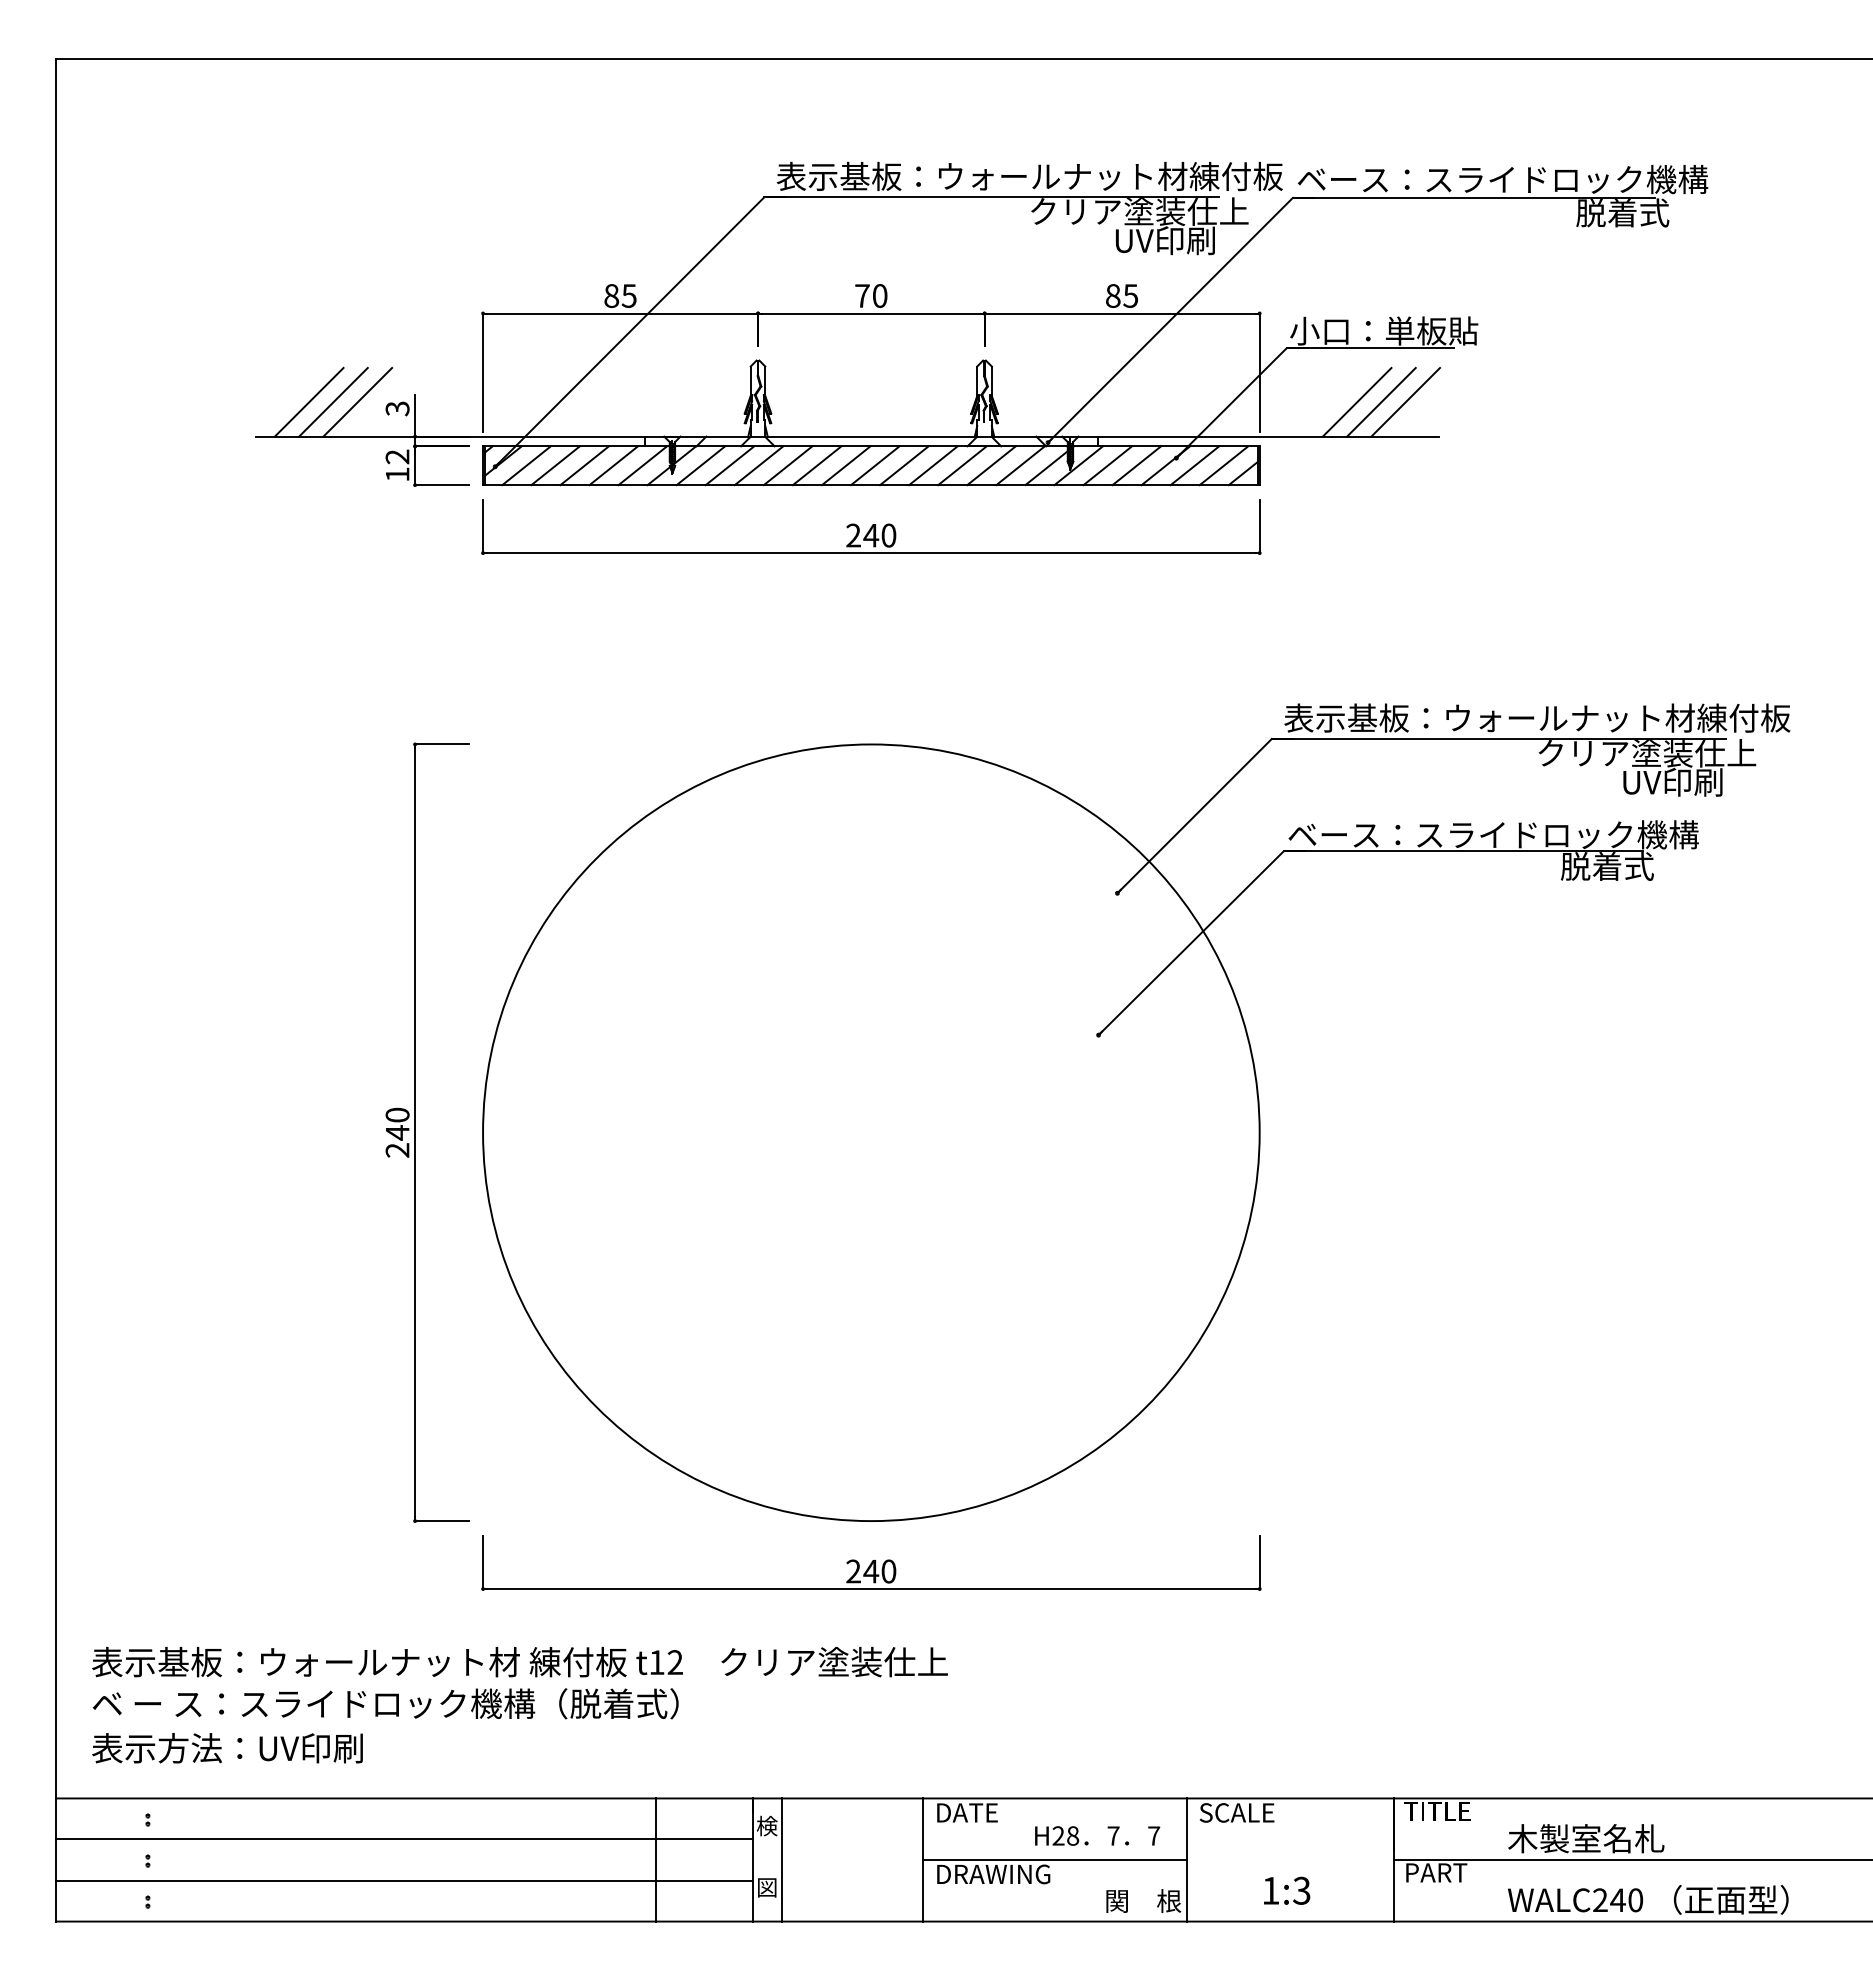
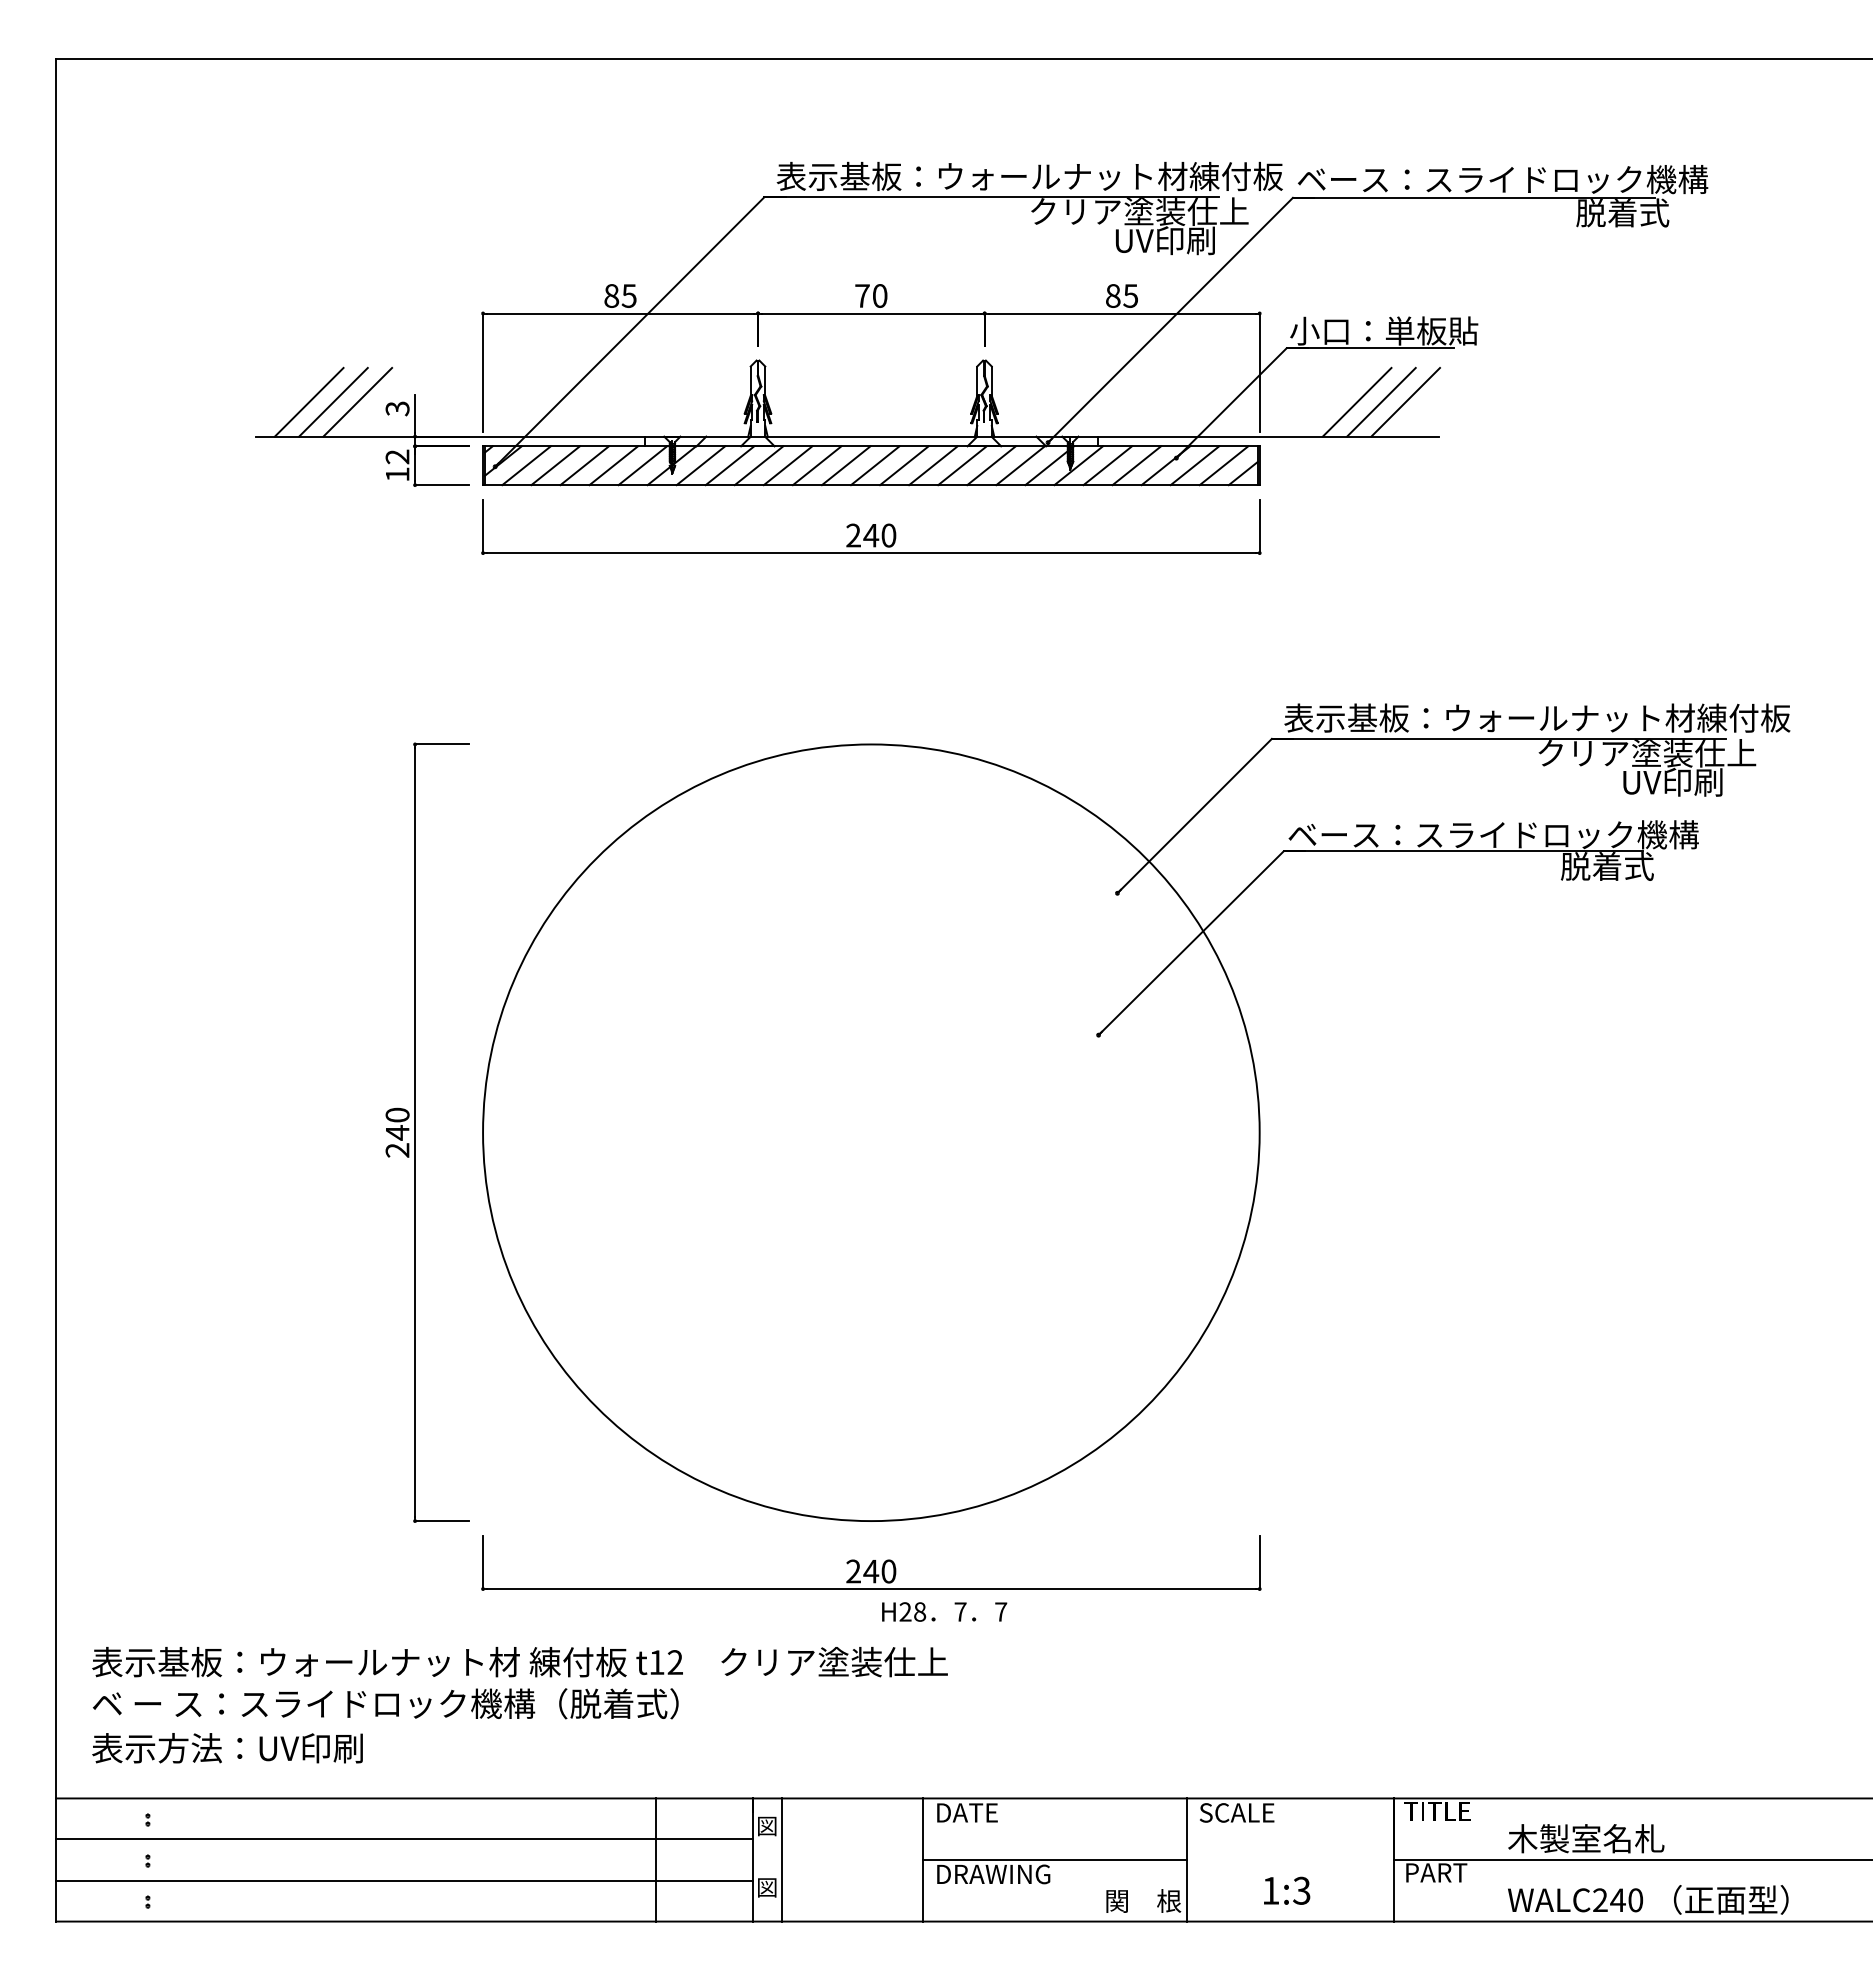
text: 検 -> 図 (766, 1825)
text position: (1097, 1835) -> (944, 1611) (944, 1611)
